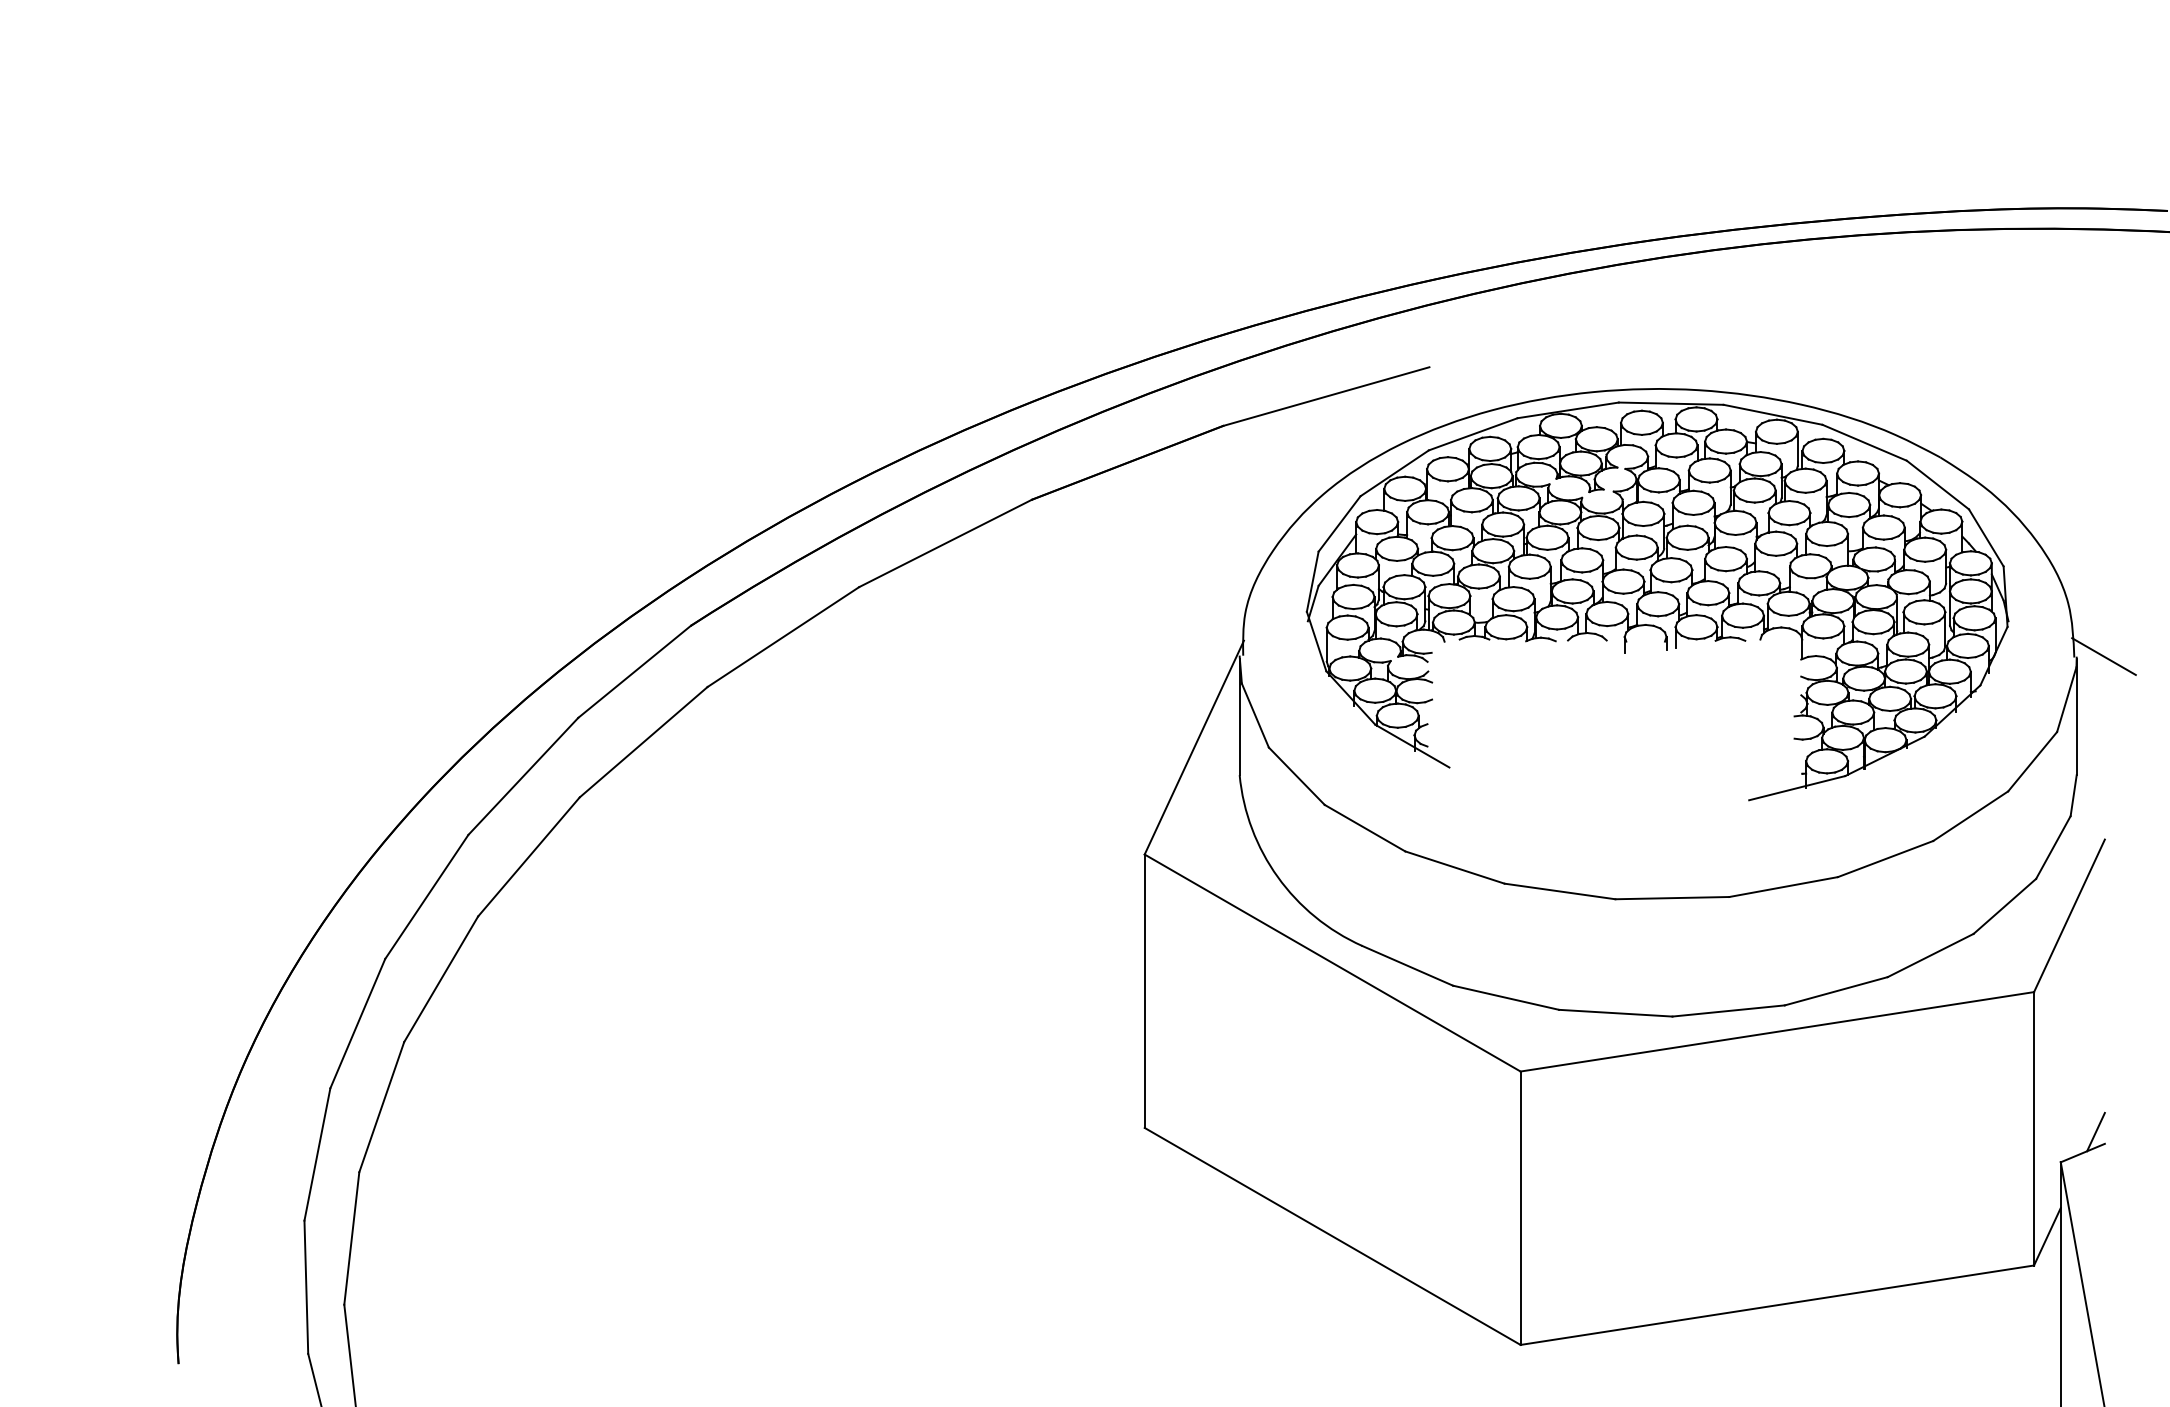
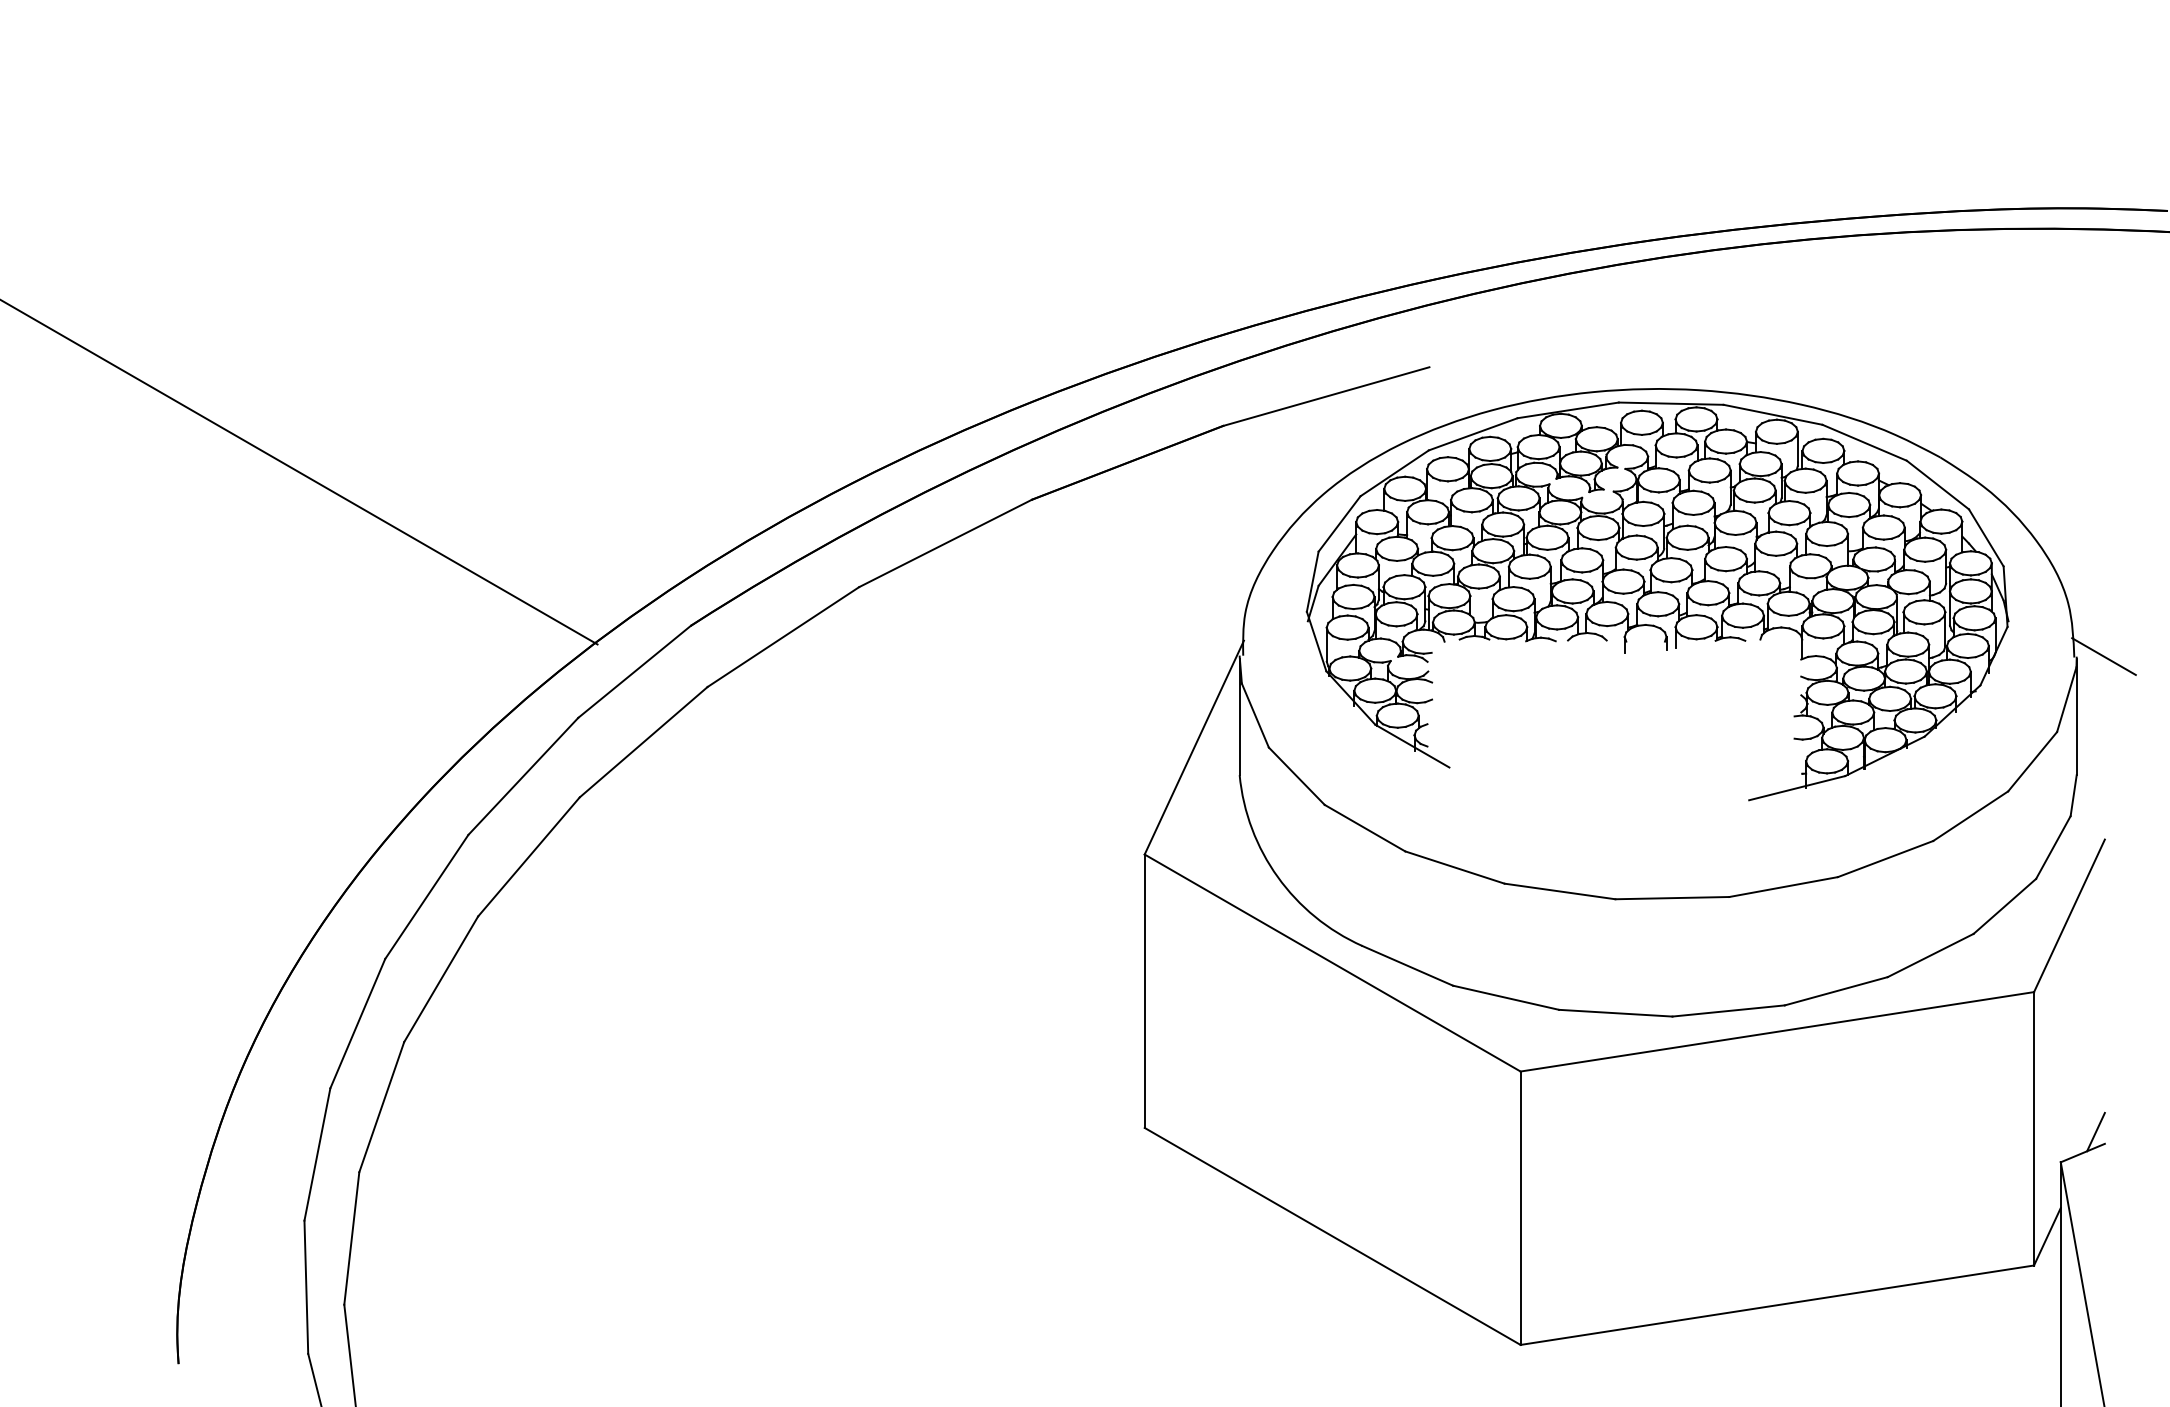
line: none -> present (299, 472)
